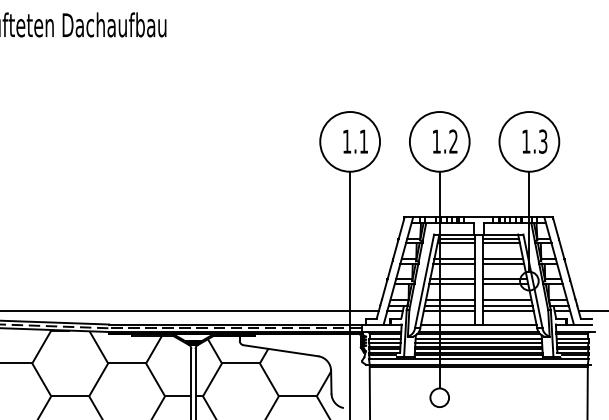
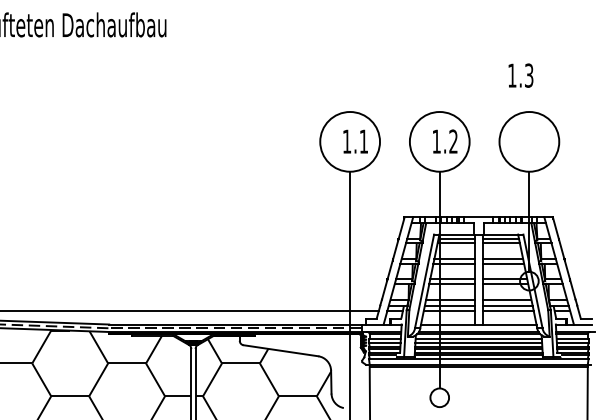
text position: (534, 141) -> (520, 75) (520, 75)
line: present -> none (591, 311)
